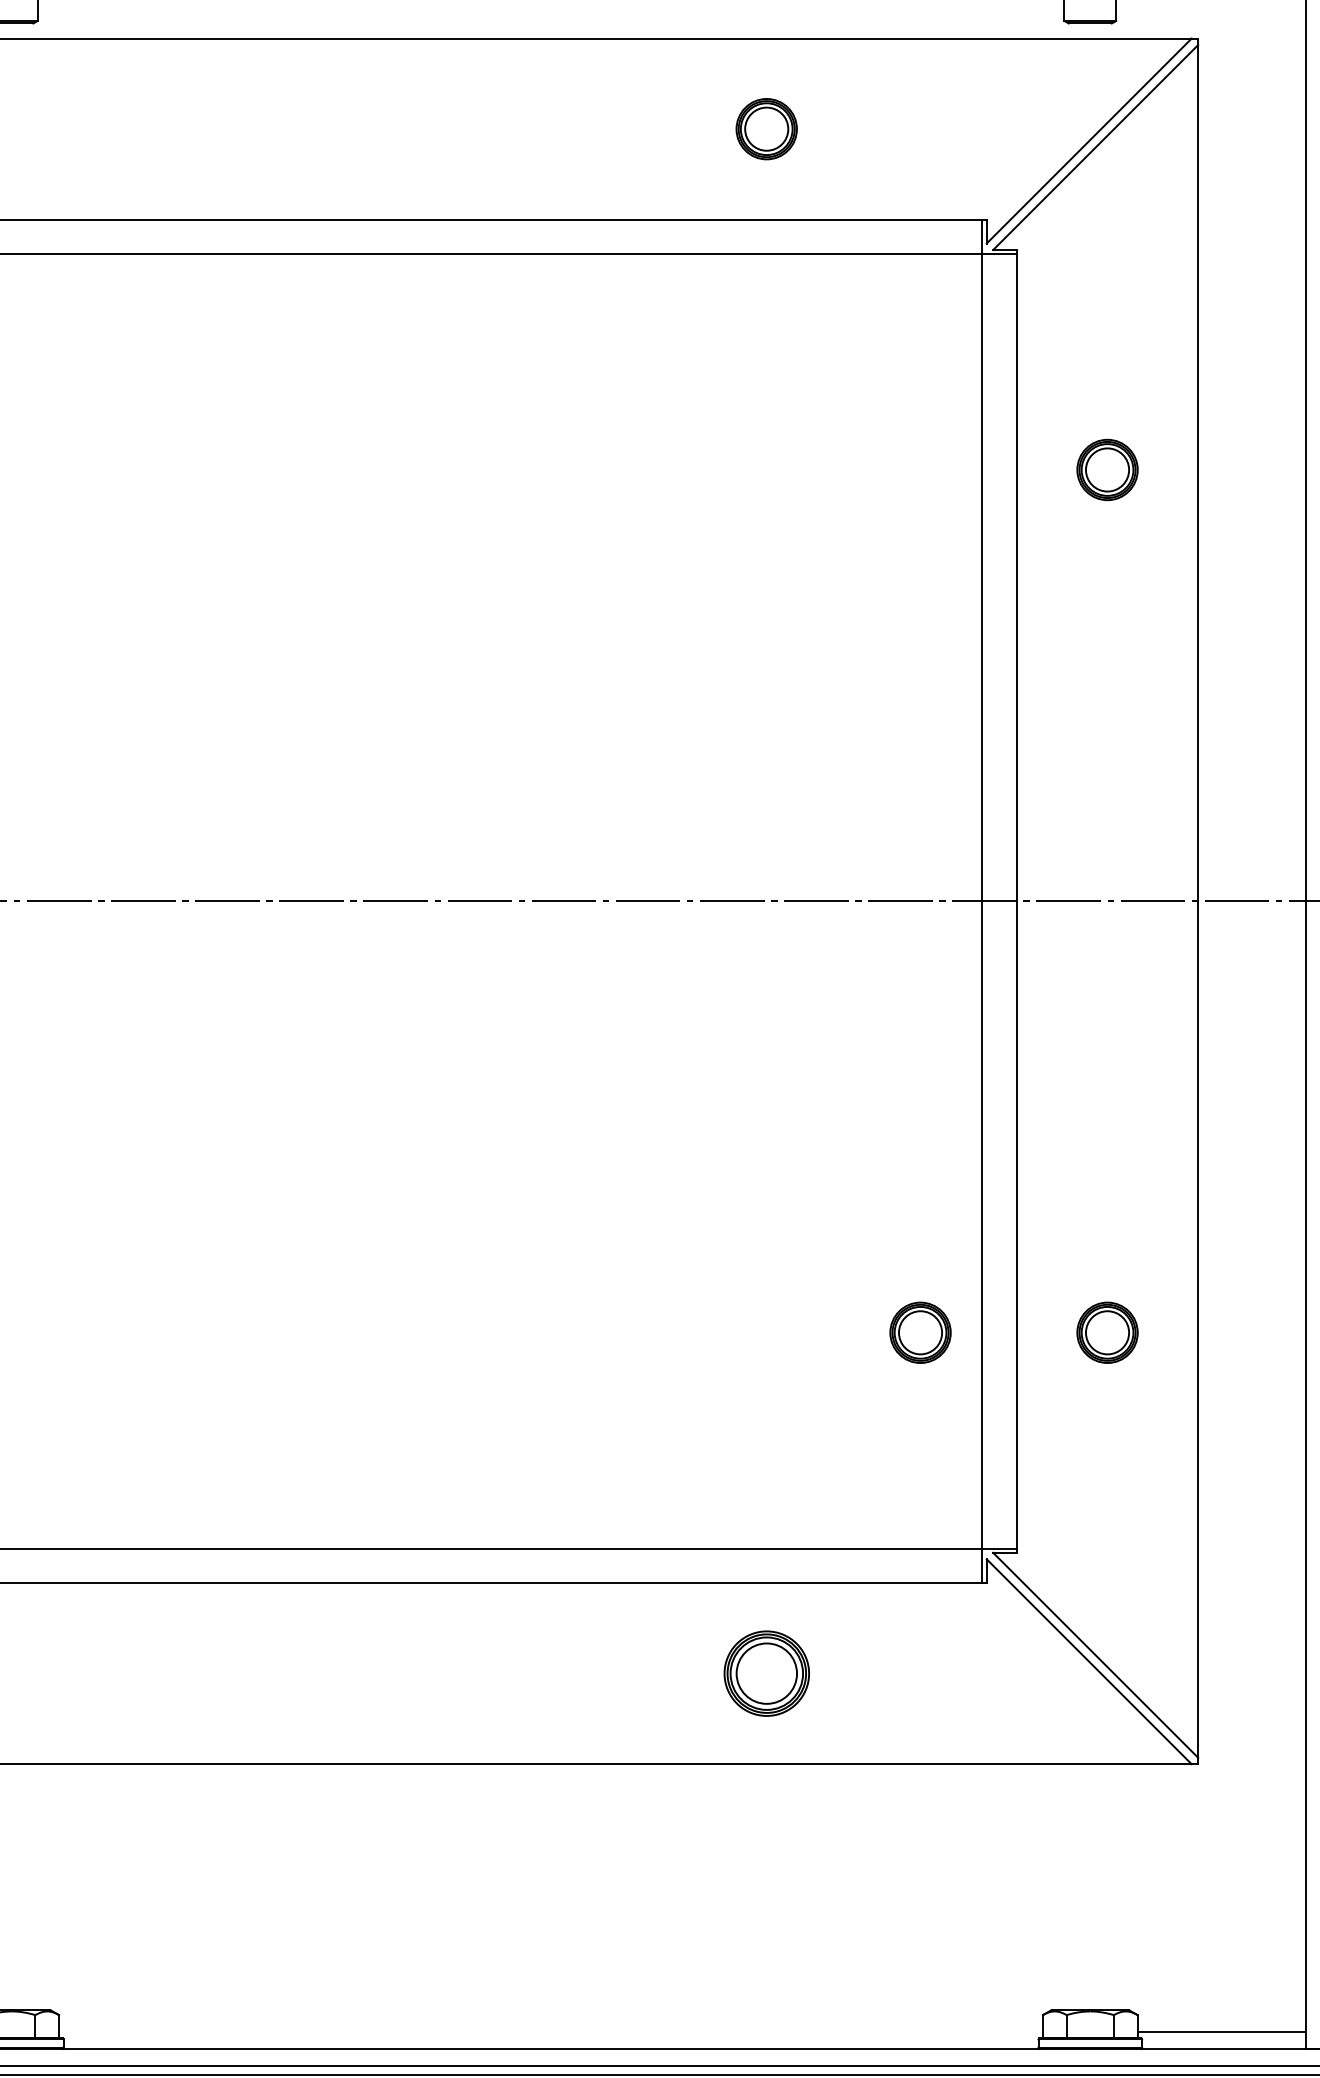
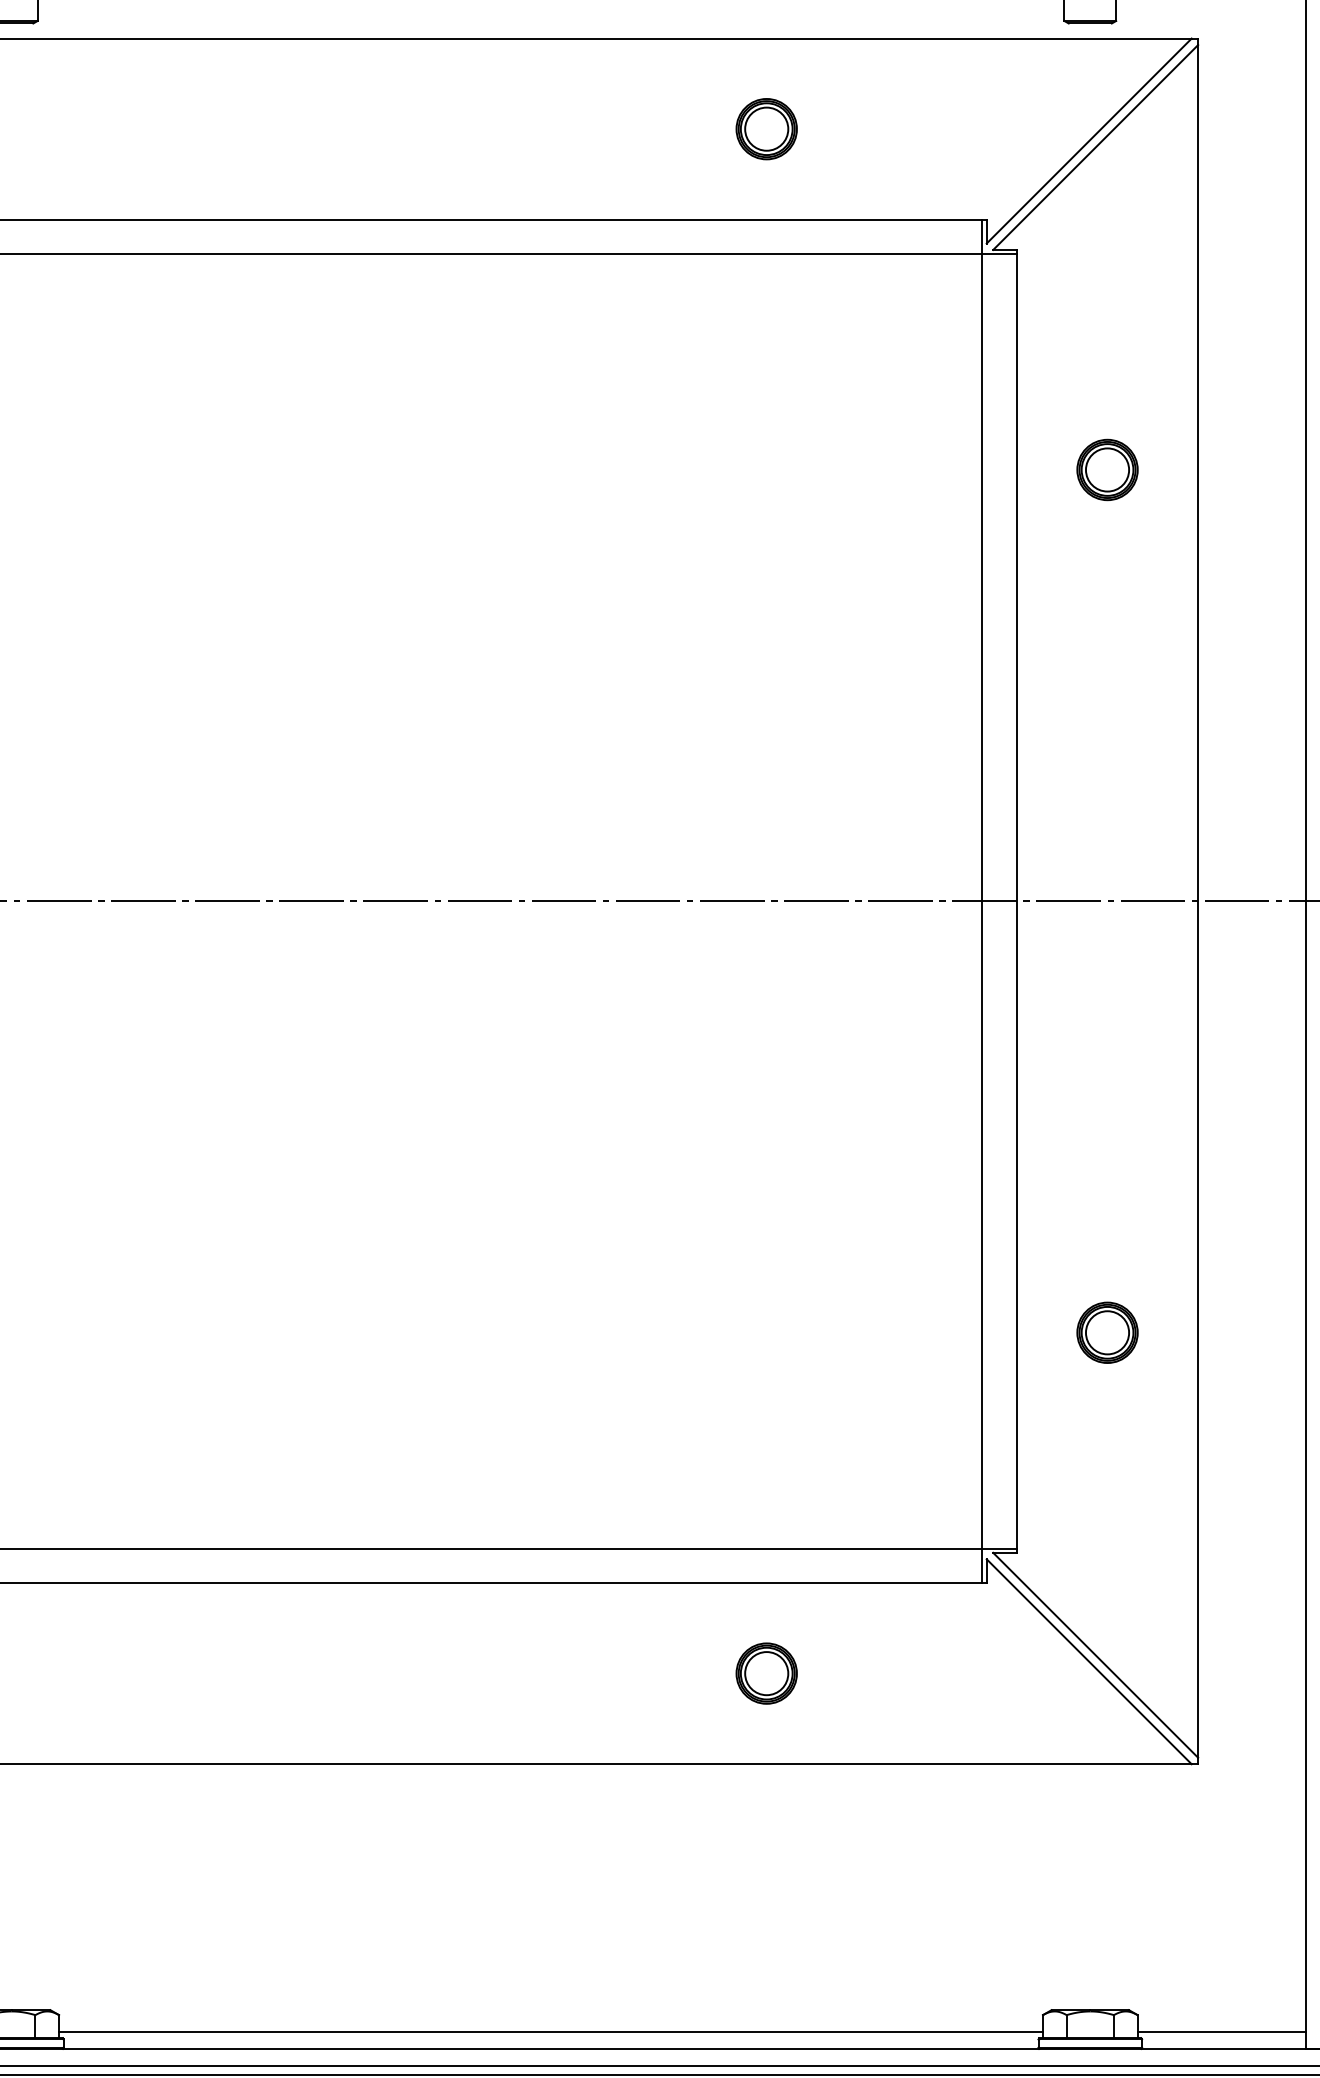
part: present -> none (920, 1332)
part size: 87x87 px -> 63x63 px (766, 1673)
line: none -> present (550, 2031)
